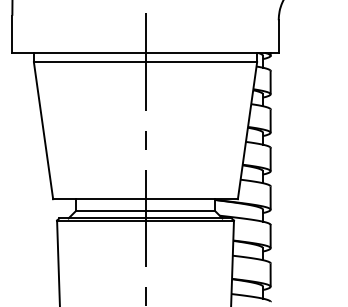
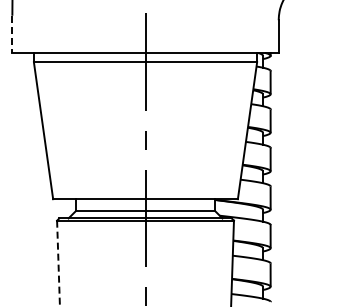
line: solid -> dashed (12, 34)
line: solid -> dashed (58, 263)
